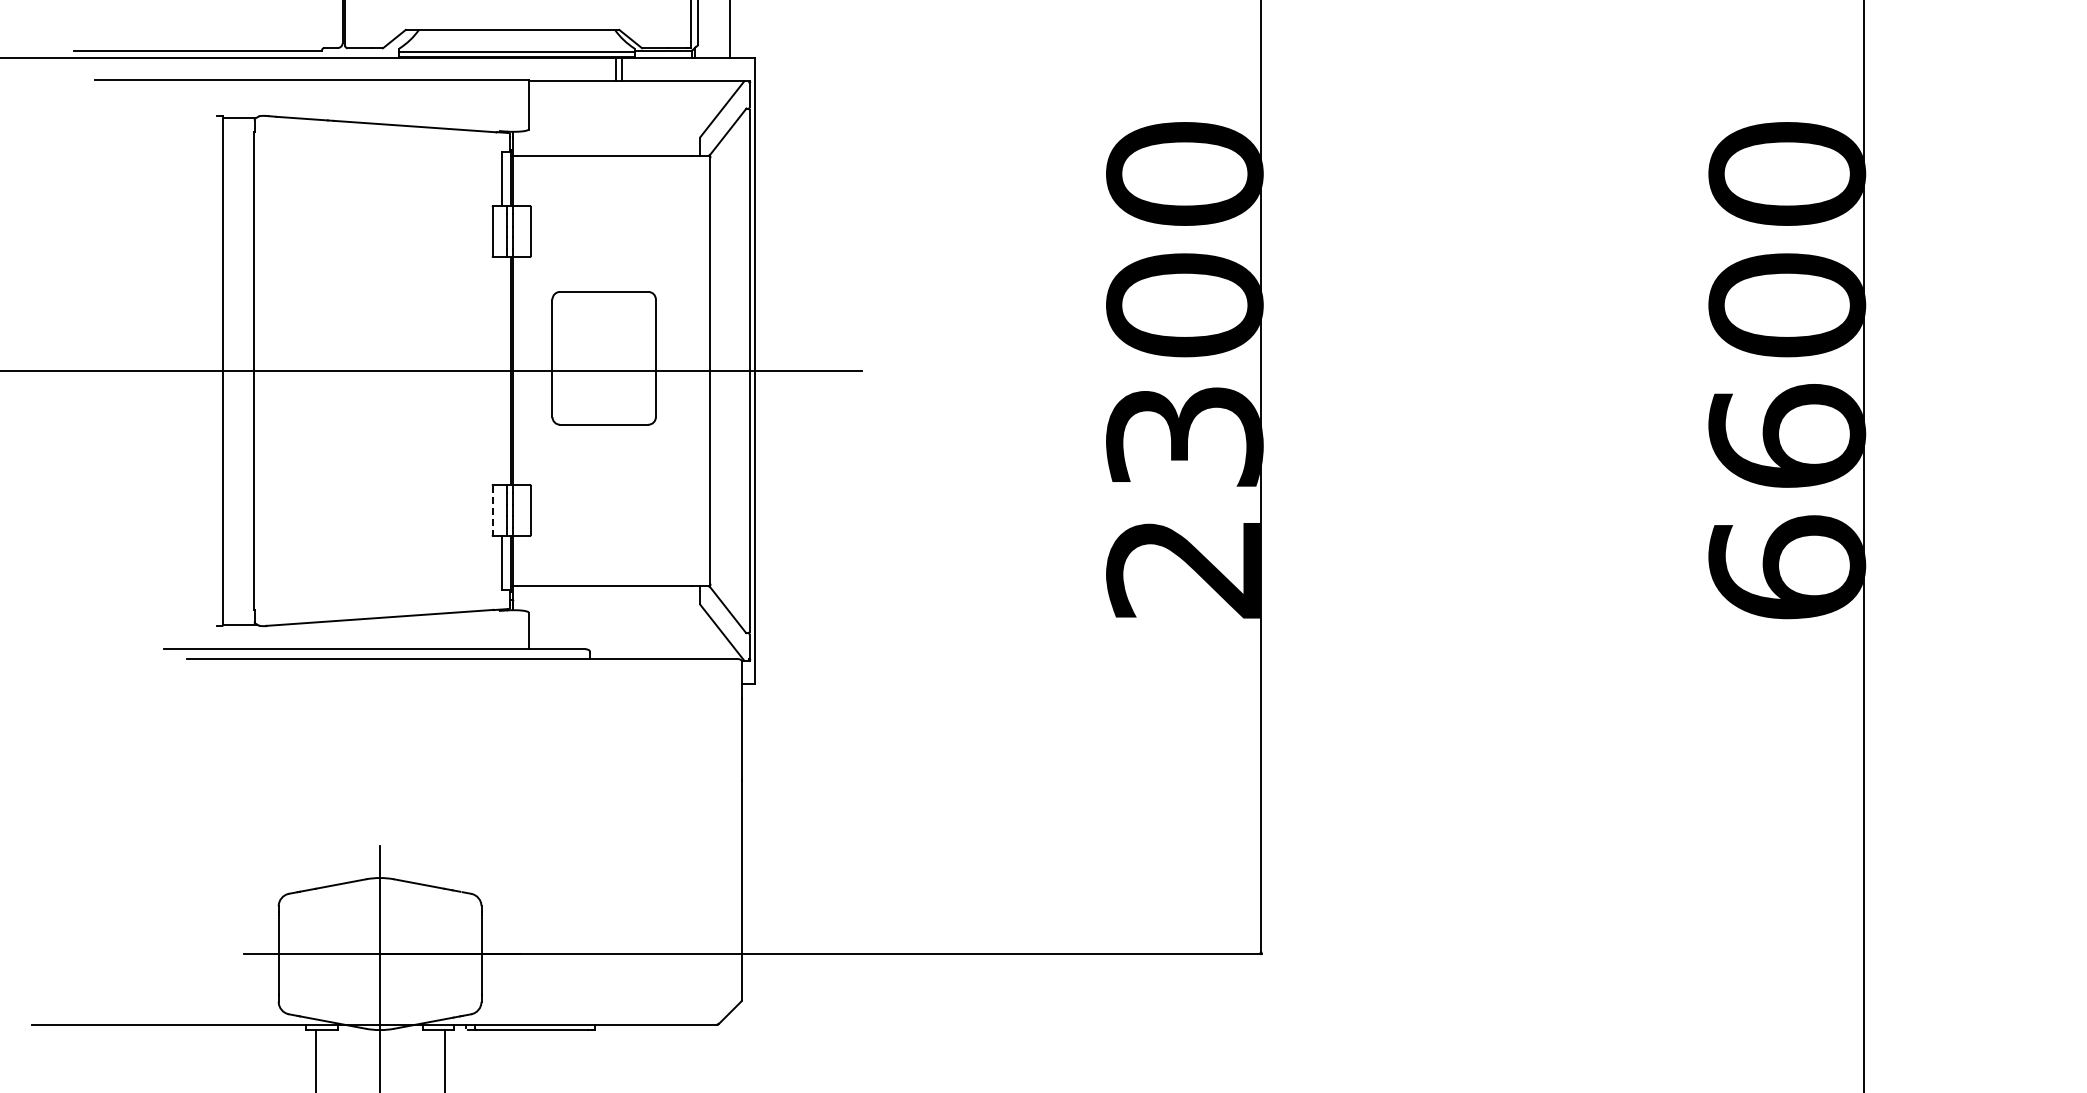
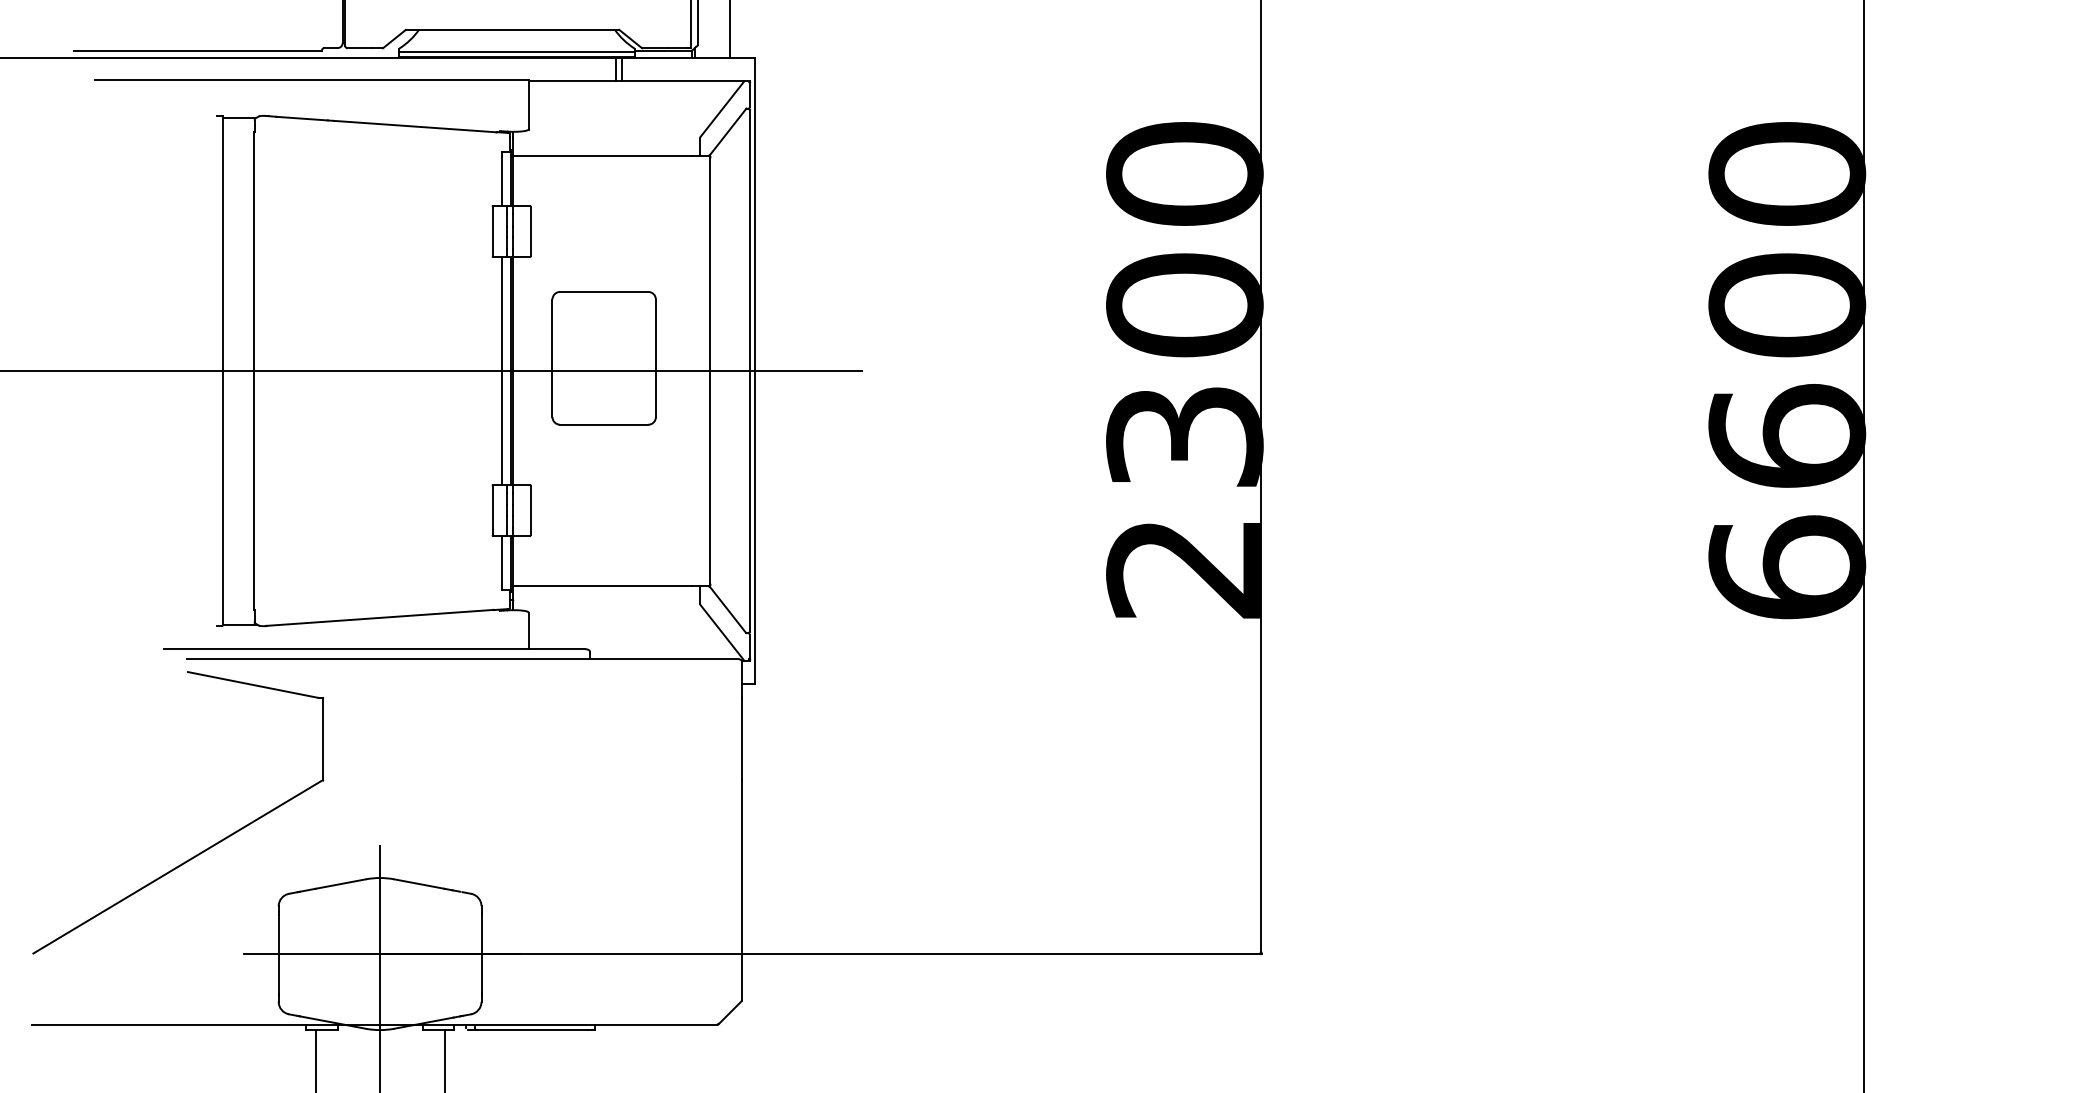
line: none -> present (501, 370)
line: dashed -> solid (492, 510)
part: none -> present (201, 851)
